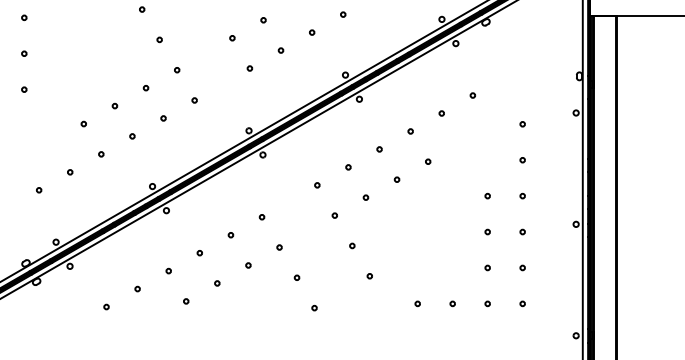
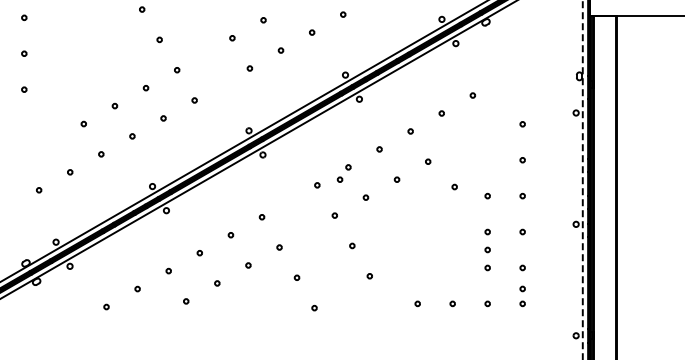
circle: none -> present (339, 179)
line: solid -> dashed (582, 179)
circle: none -> present (454, 186)
circle: none -> present (487, 249)
circle: none -> present (522, 288)
